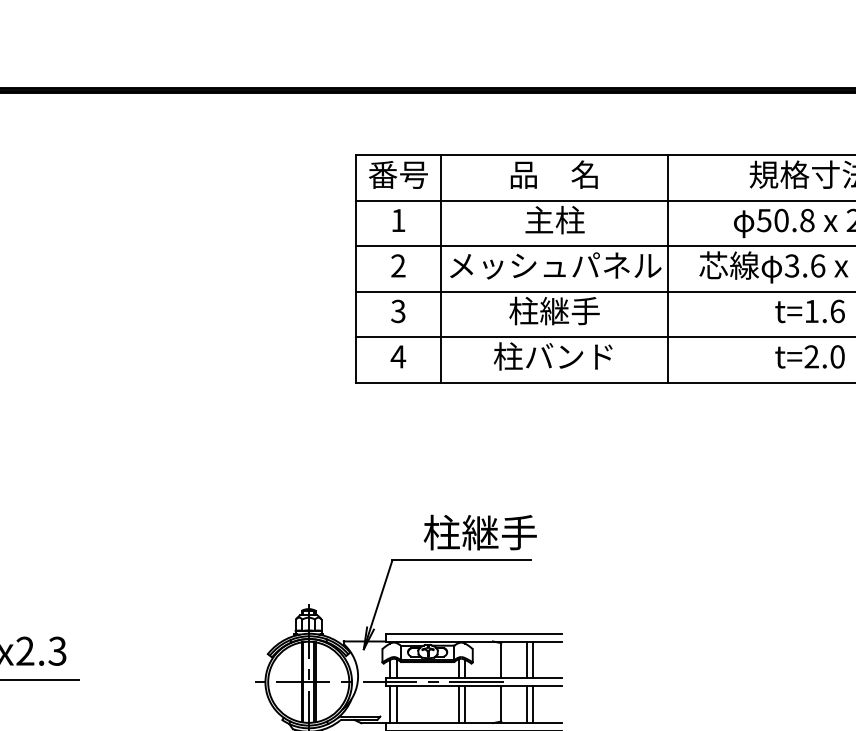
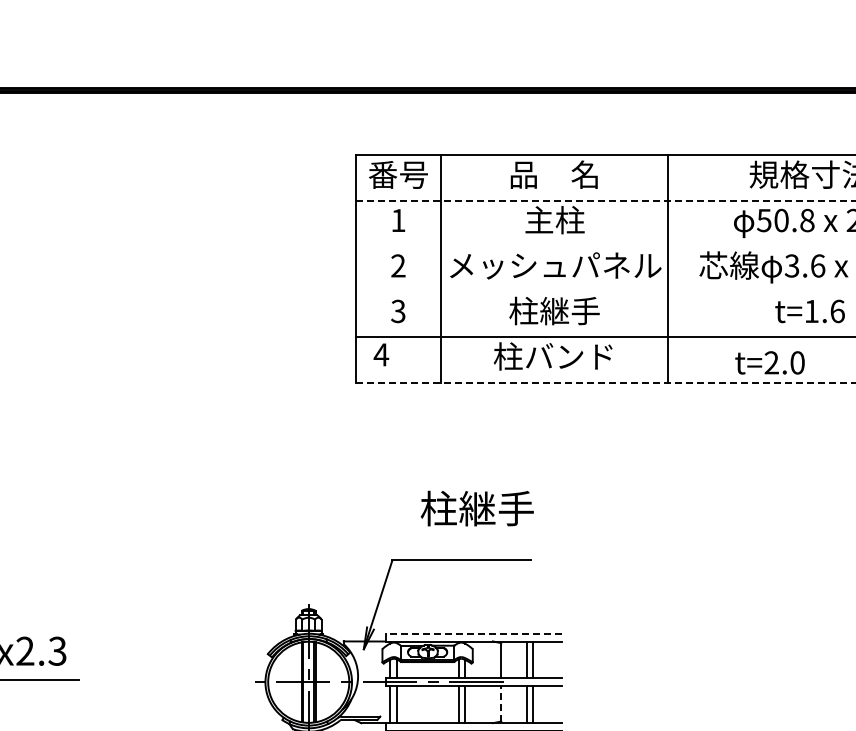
line: solid -> dashed (605, 200)
line: present -> none (603, 246)
line: present -> none (603, 291)
text position: (398, 356) -> (381, 354) (381, 354)
text position: (809, 356) -> (769, 362) (769, 362)
line: solid -> dashed (605, 382)
text position: (479, 532) -> (476, 508) (476, 508)
line: solid -> dashed (473, 633)
line: solid -> dashed (501, 703)
